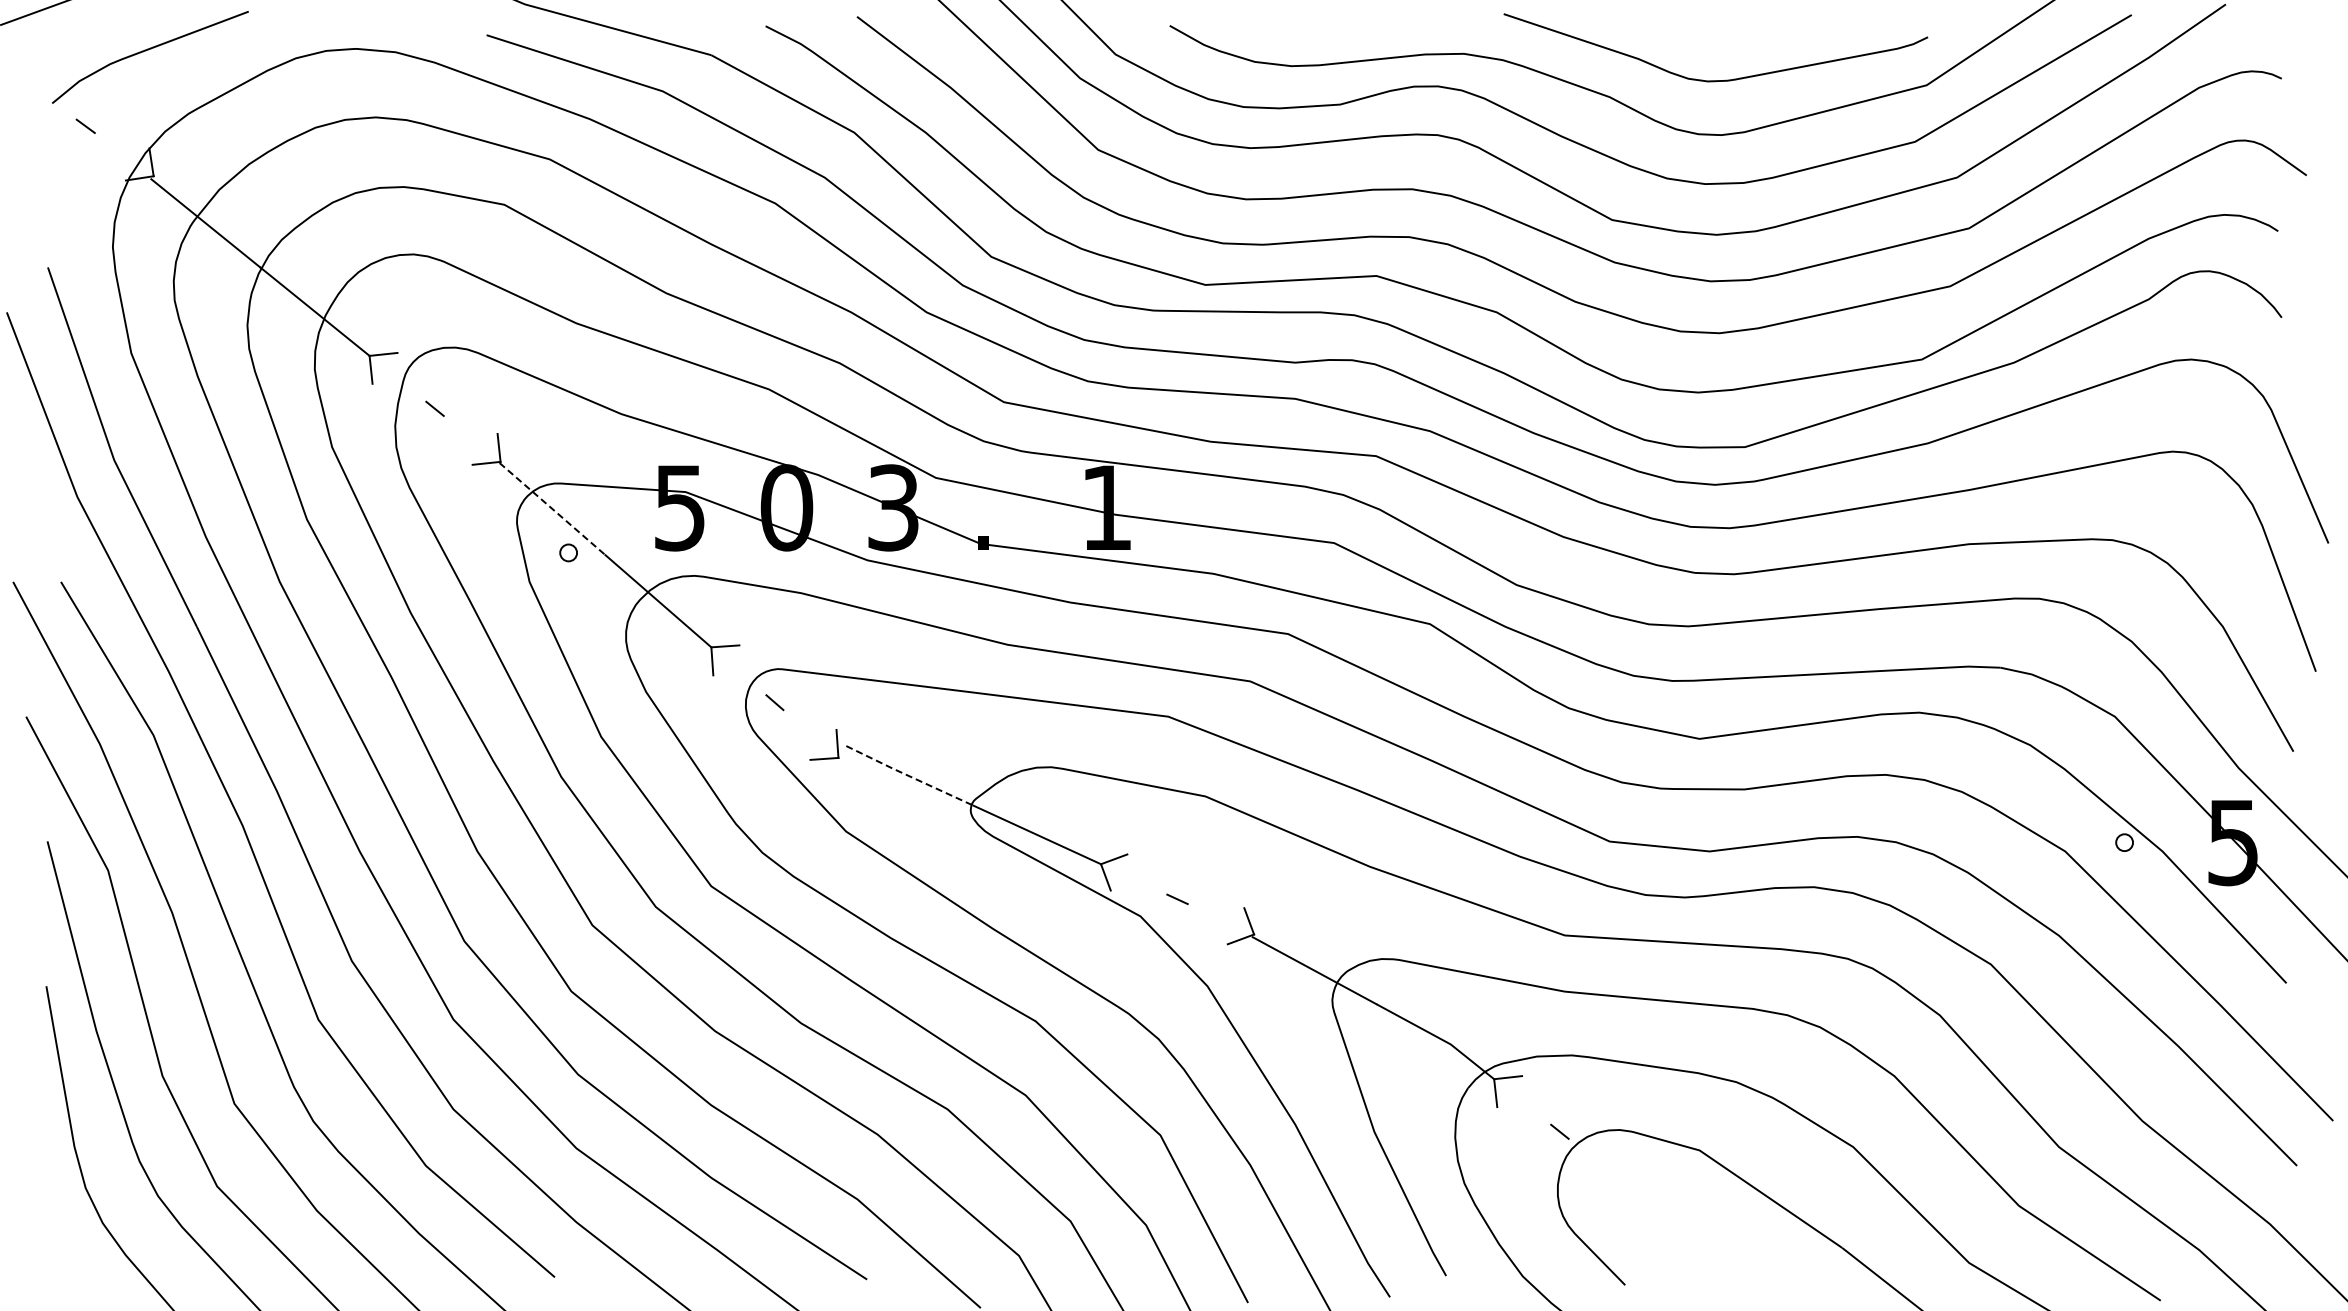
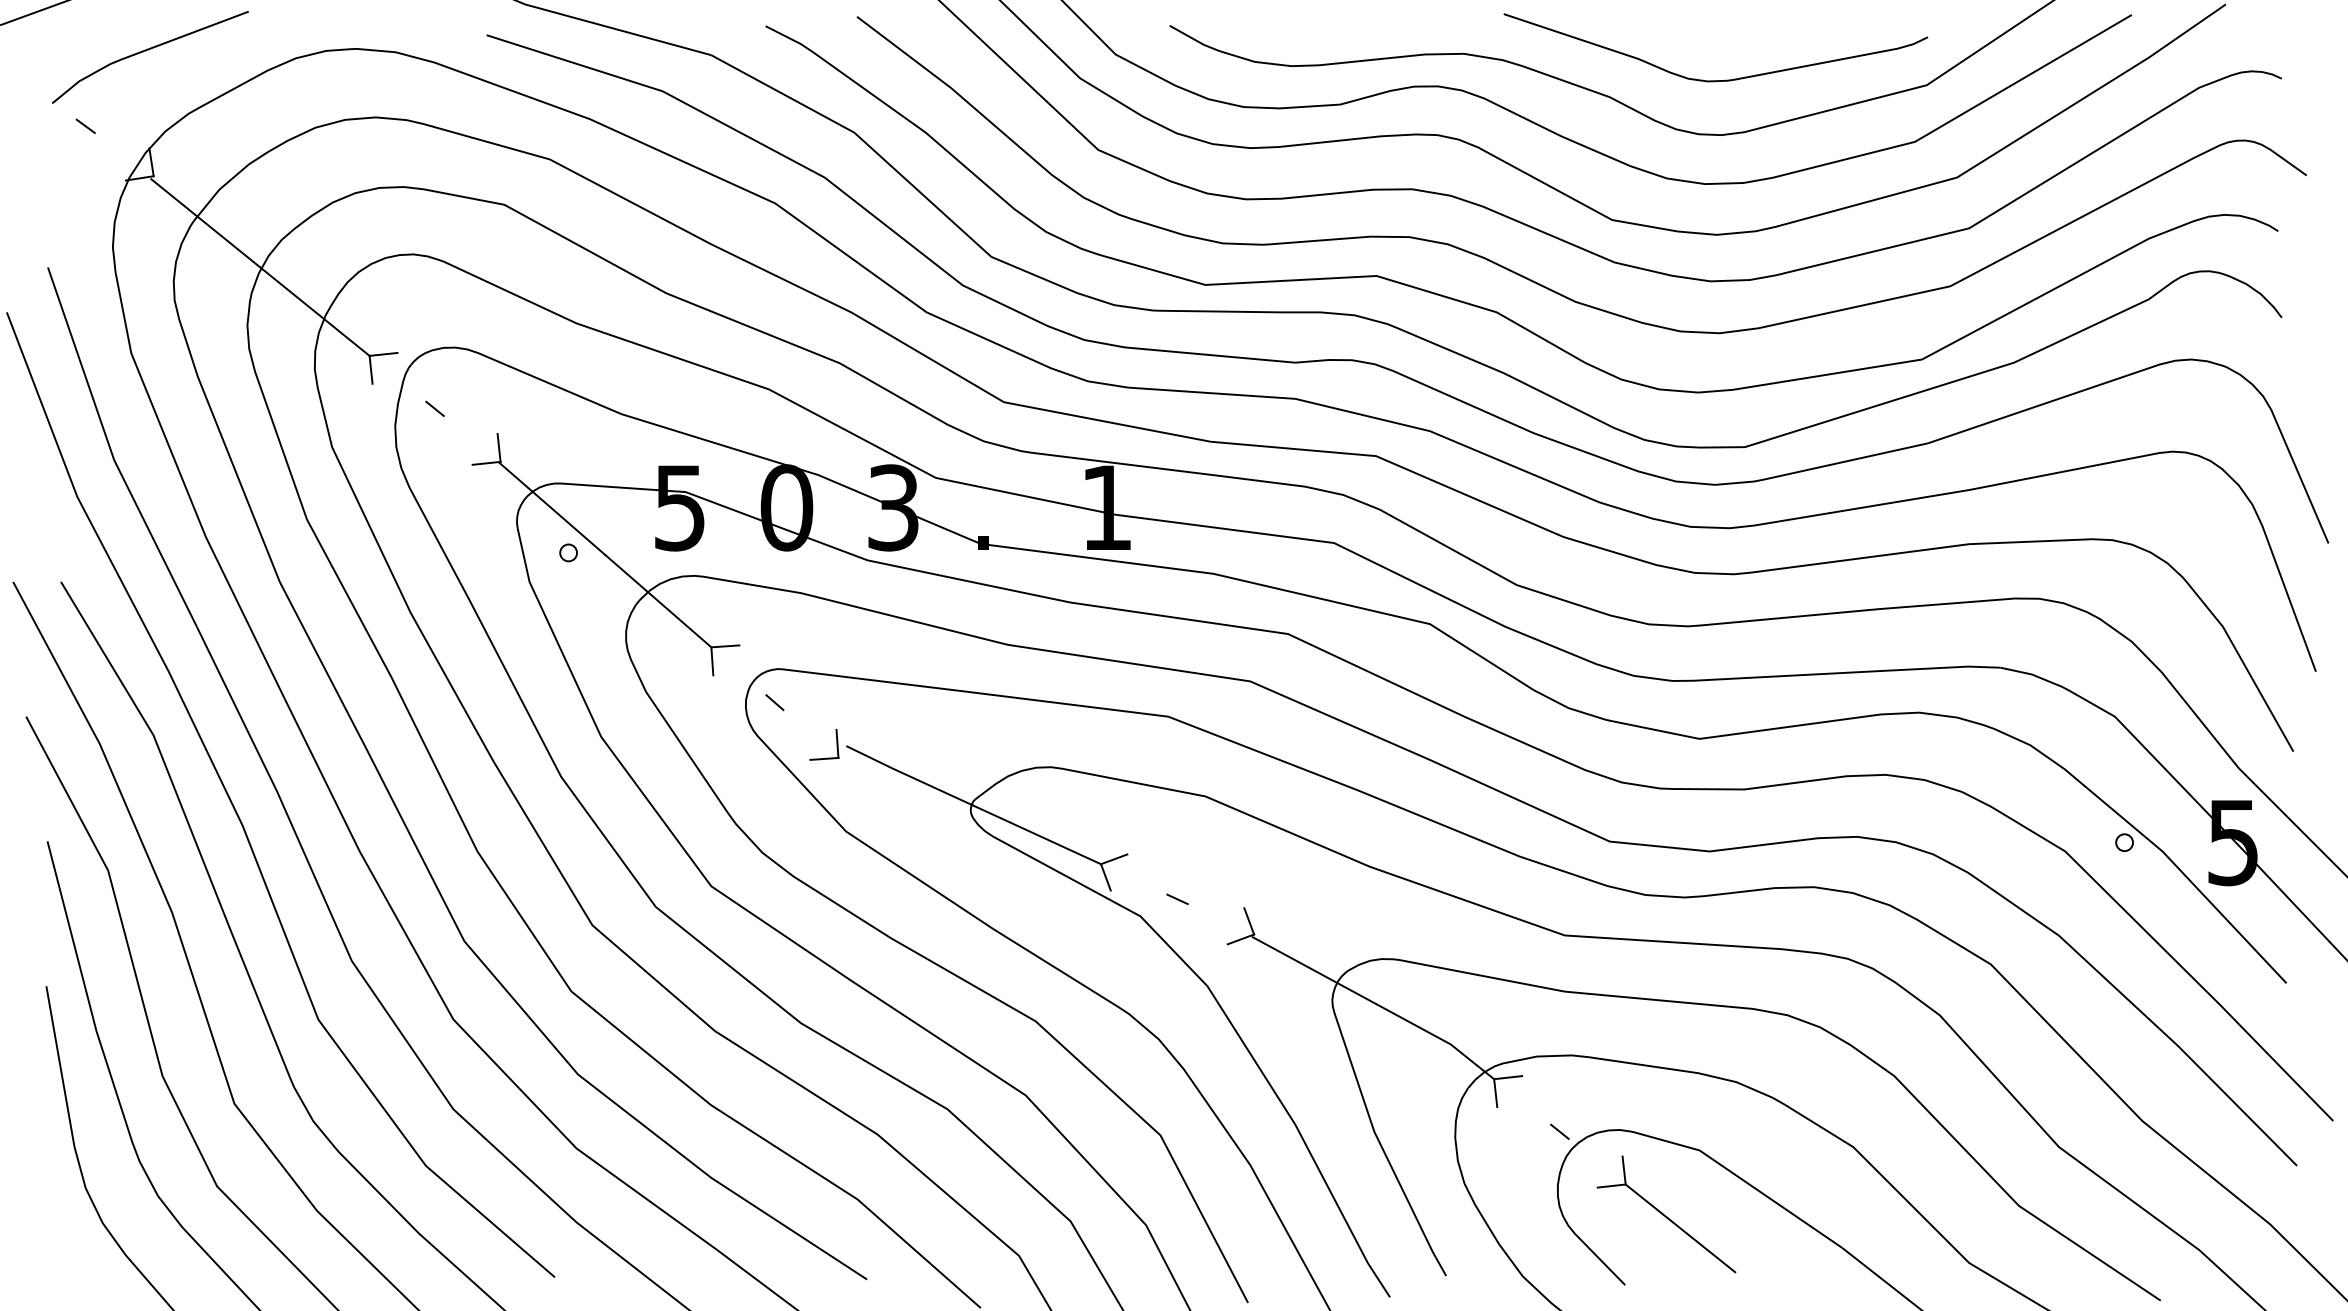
line: dashed -> solid (552, 509)
line: dashed -> solid (909, 776)
part: none -> present (1666, 1214)
